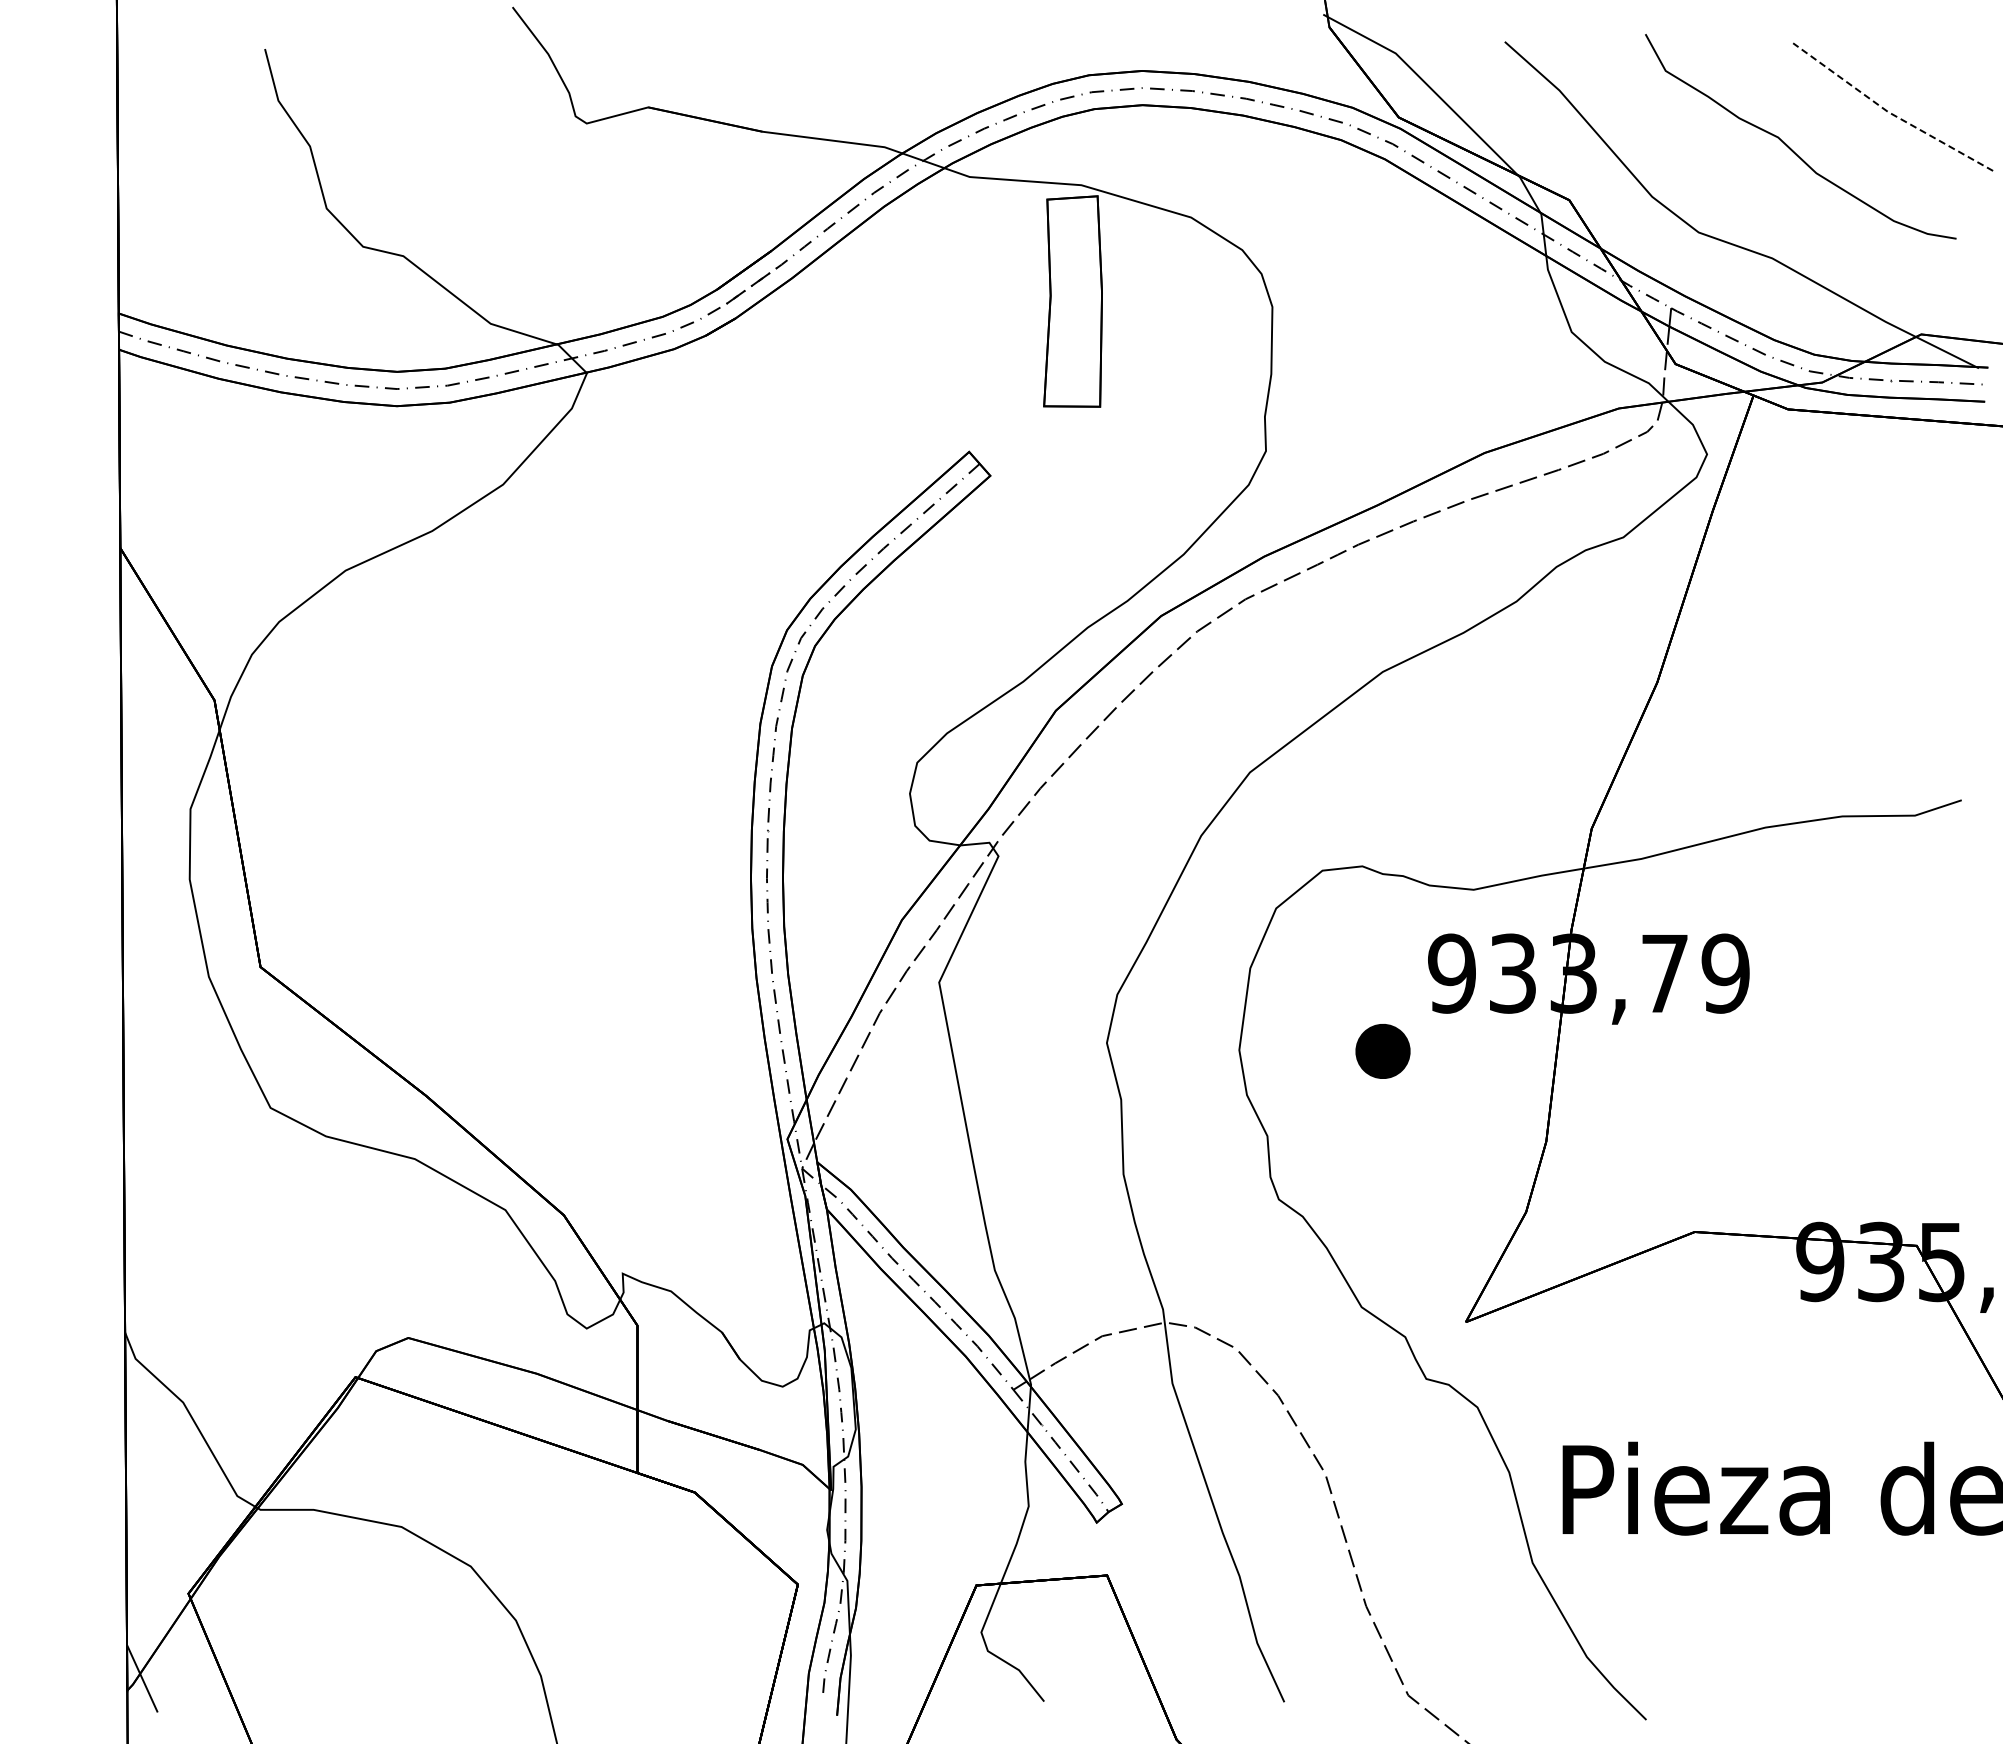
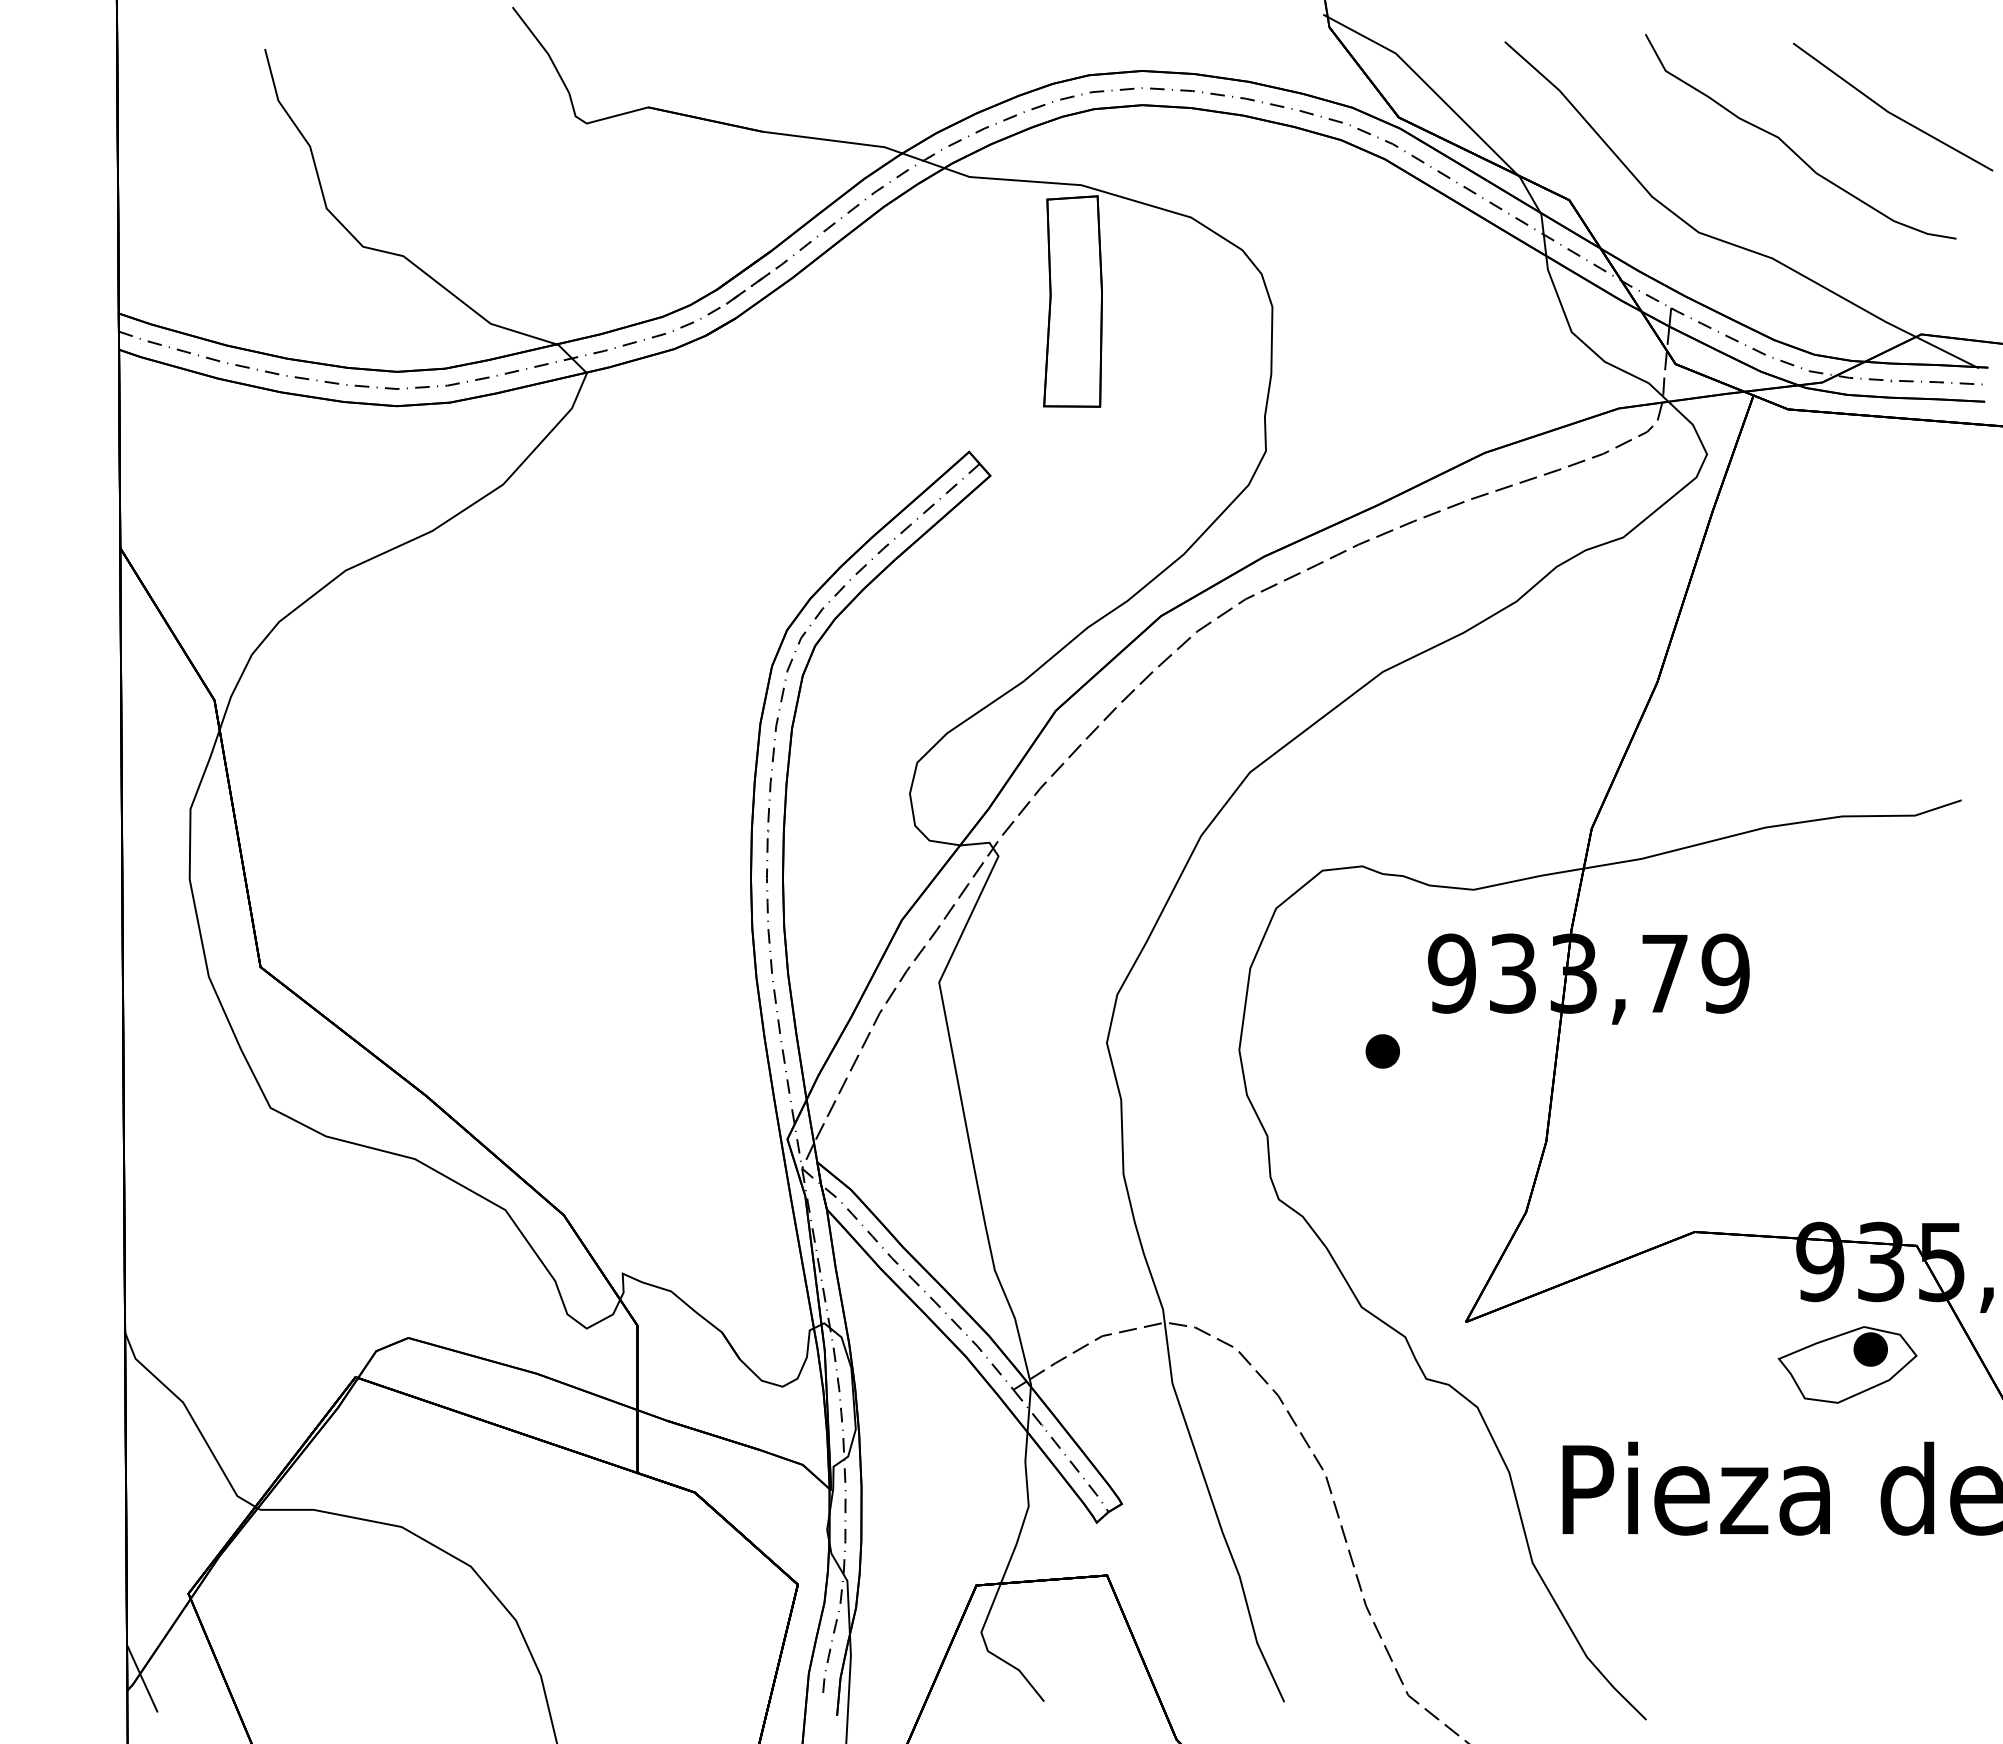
line: dashed -> solid (1888, 112)
part size: 56x55 px -> 35x35 px (1382, 1051)
part: none -> present (1847, 1364)
